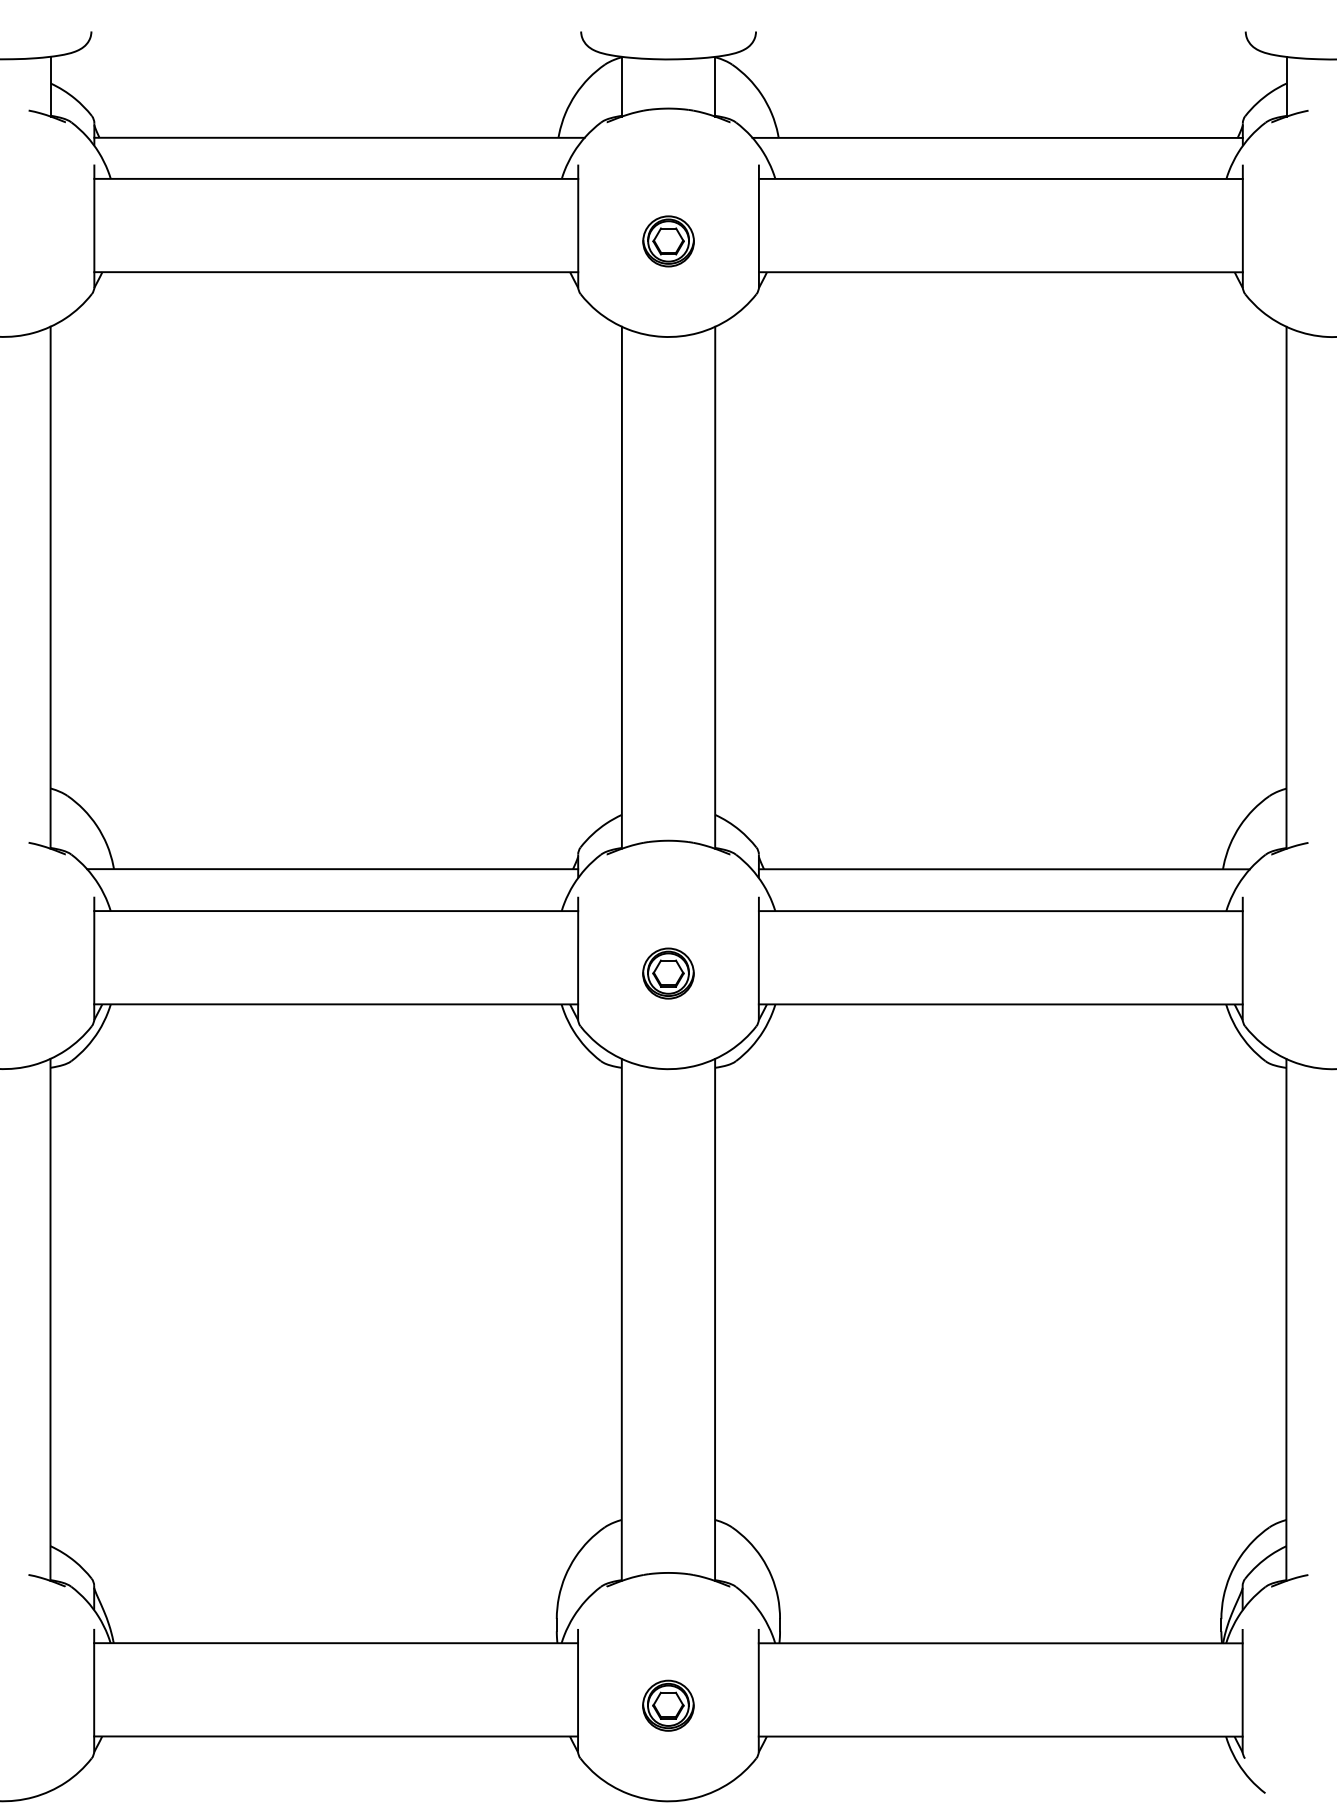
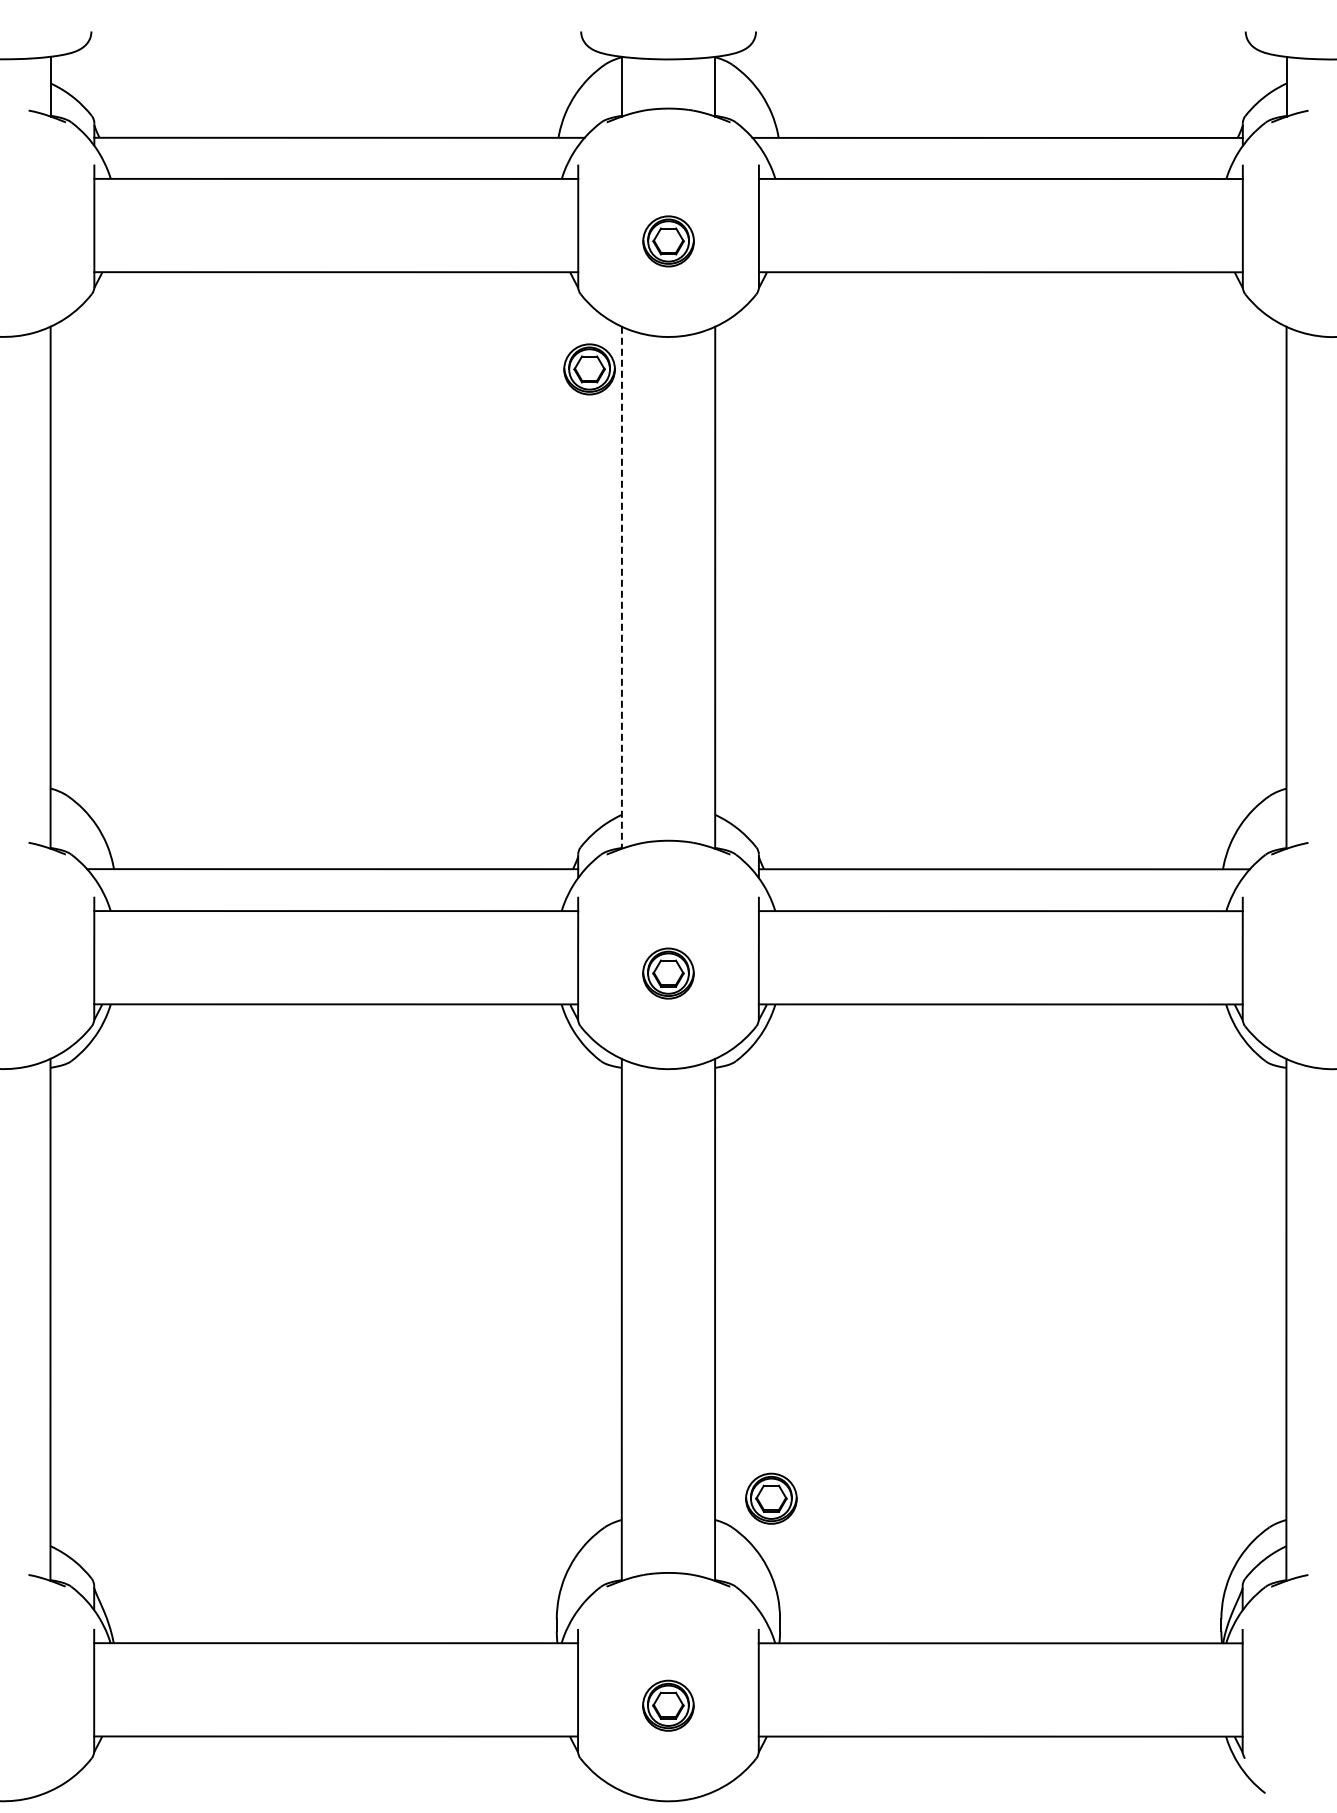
part: none -> present (589, 369)
line: solid -> dashed (621, 587)
part: none -> present (771, 1498)
